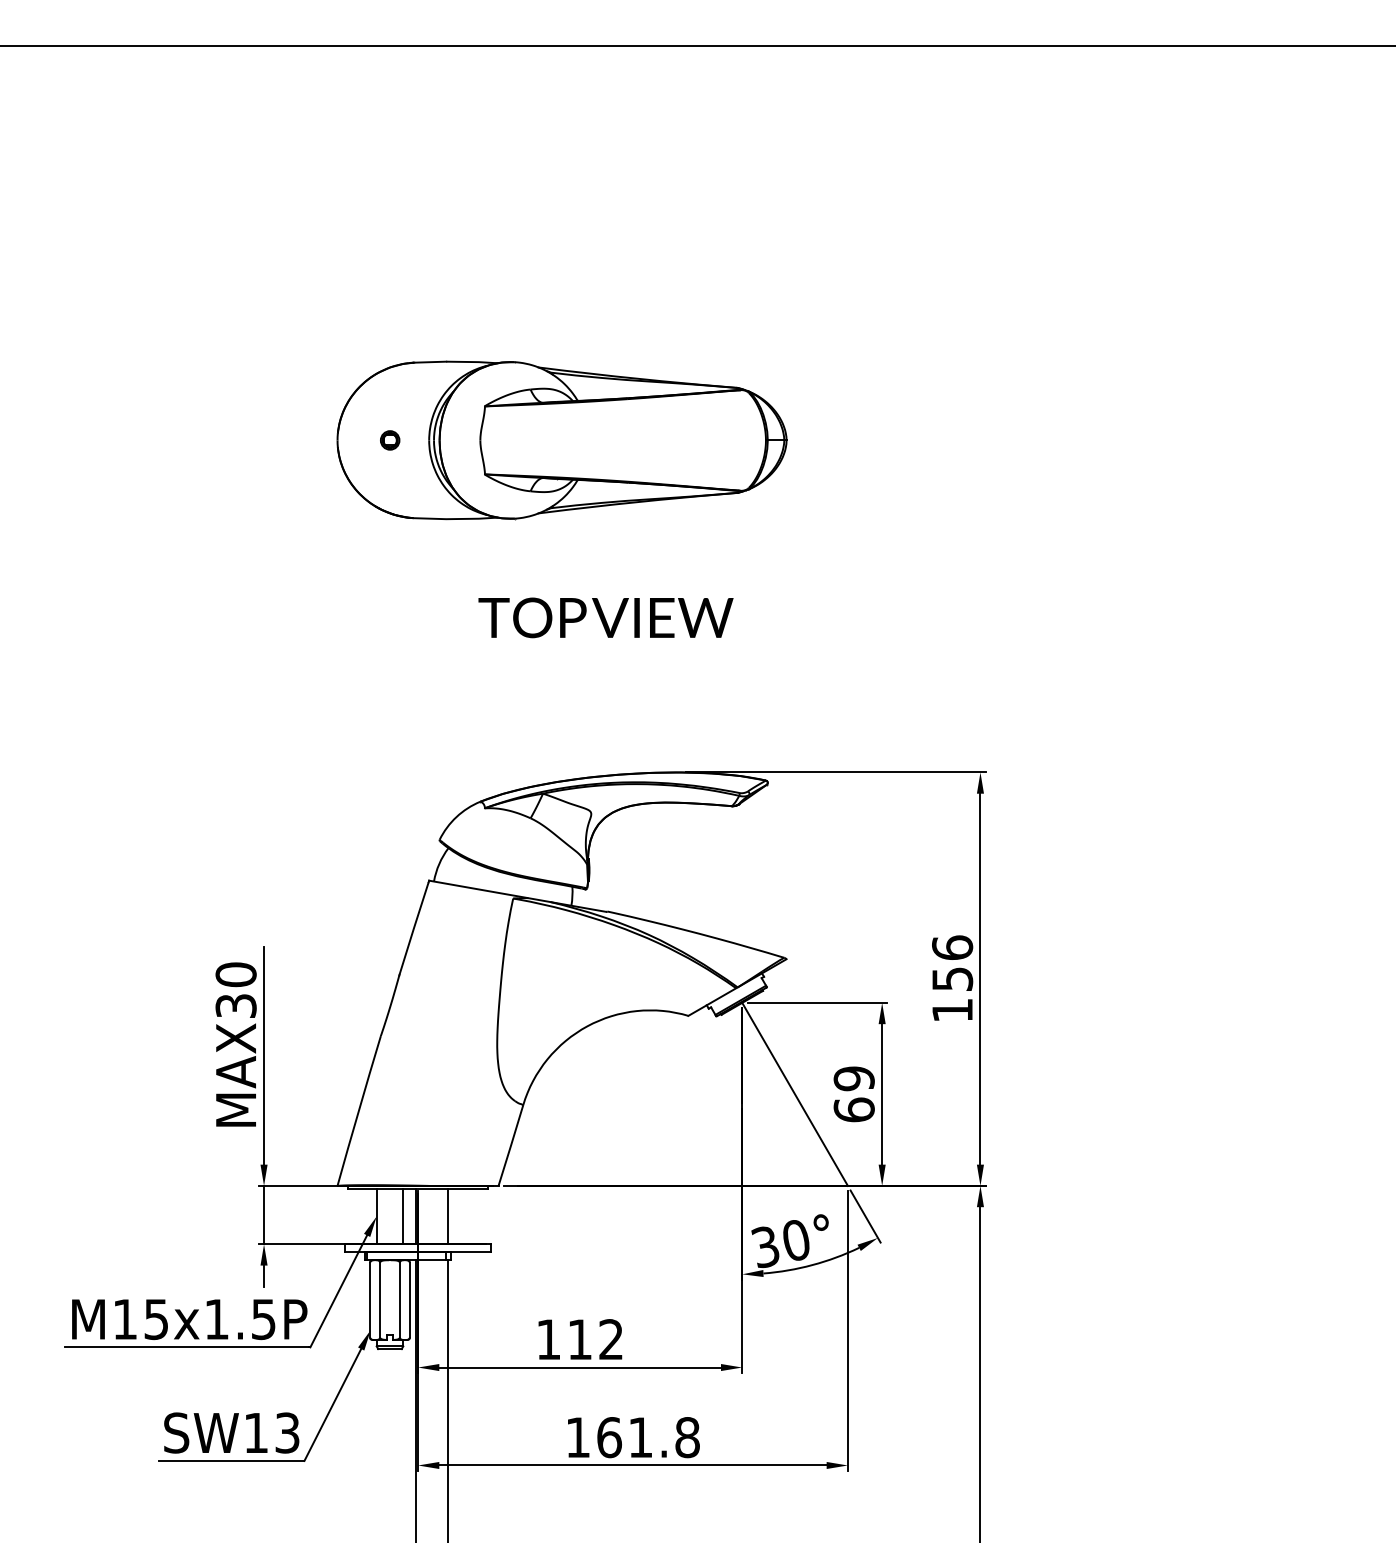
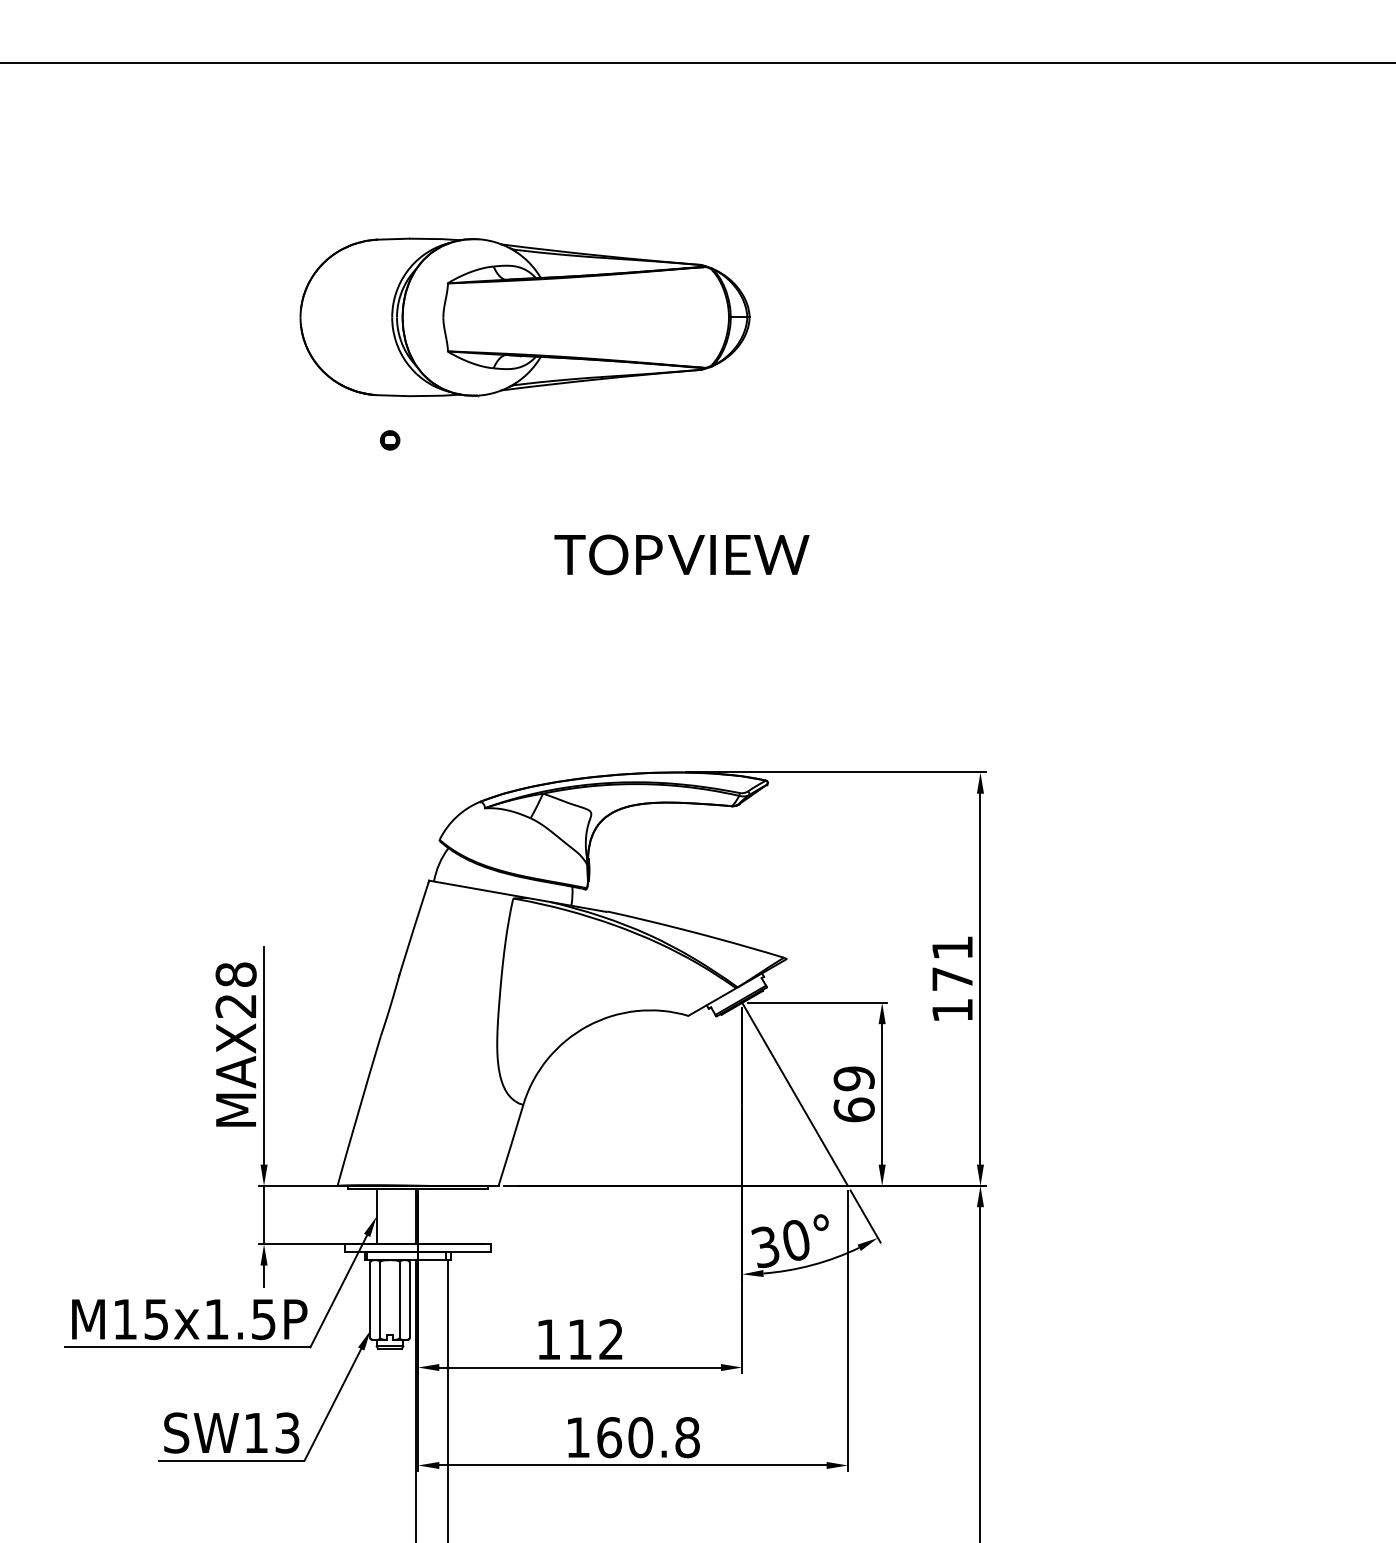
line position: (697, 46) -> (697, 63) (697, 63)
part position: (561, 440) -> (524, 317) (524, 317)
text position: (605, 617) -> (681, 554) (681, 554)
text: 156 -> 171 (952, 962)
text: MAX30 -> MAX28 (235, 990)
line: present -> none (403, 1216)
line: present -> none (448, 1216)
text: 161.8 -> 160.8 (640, 1437)
